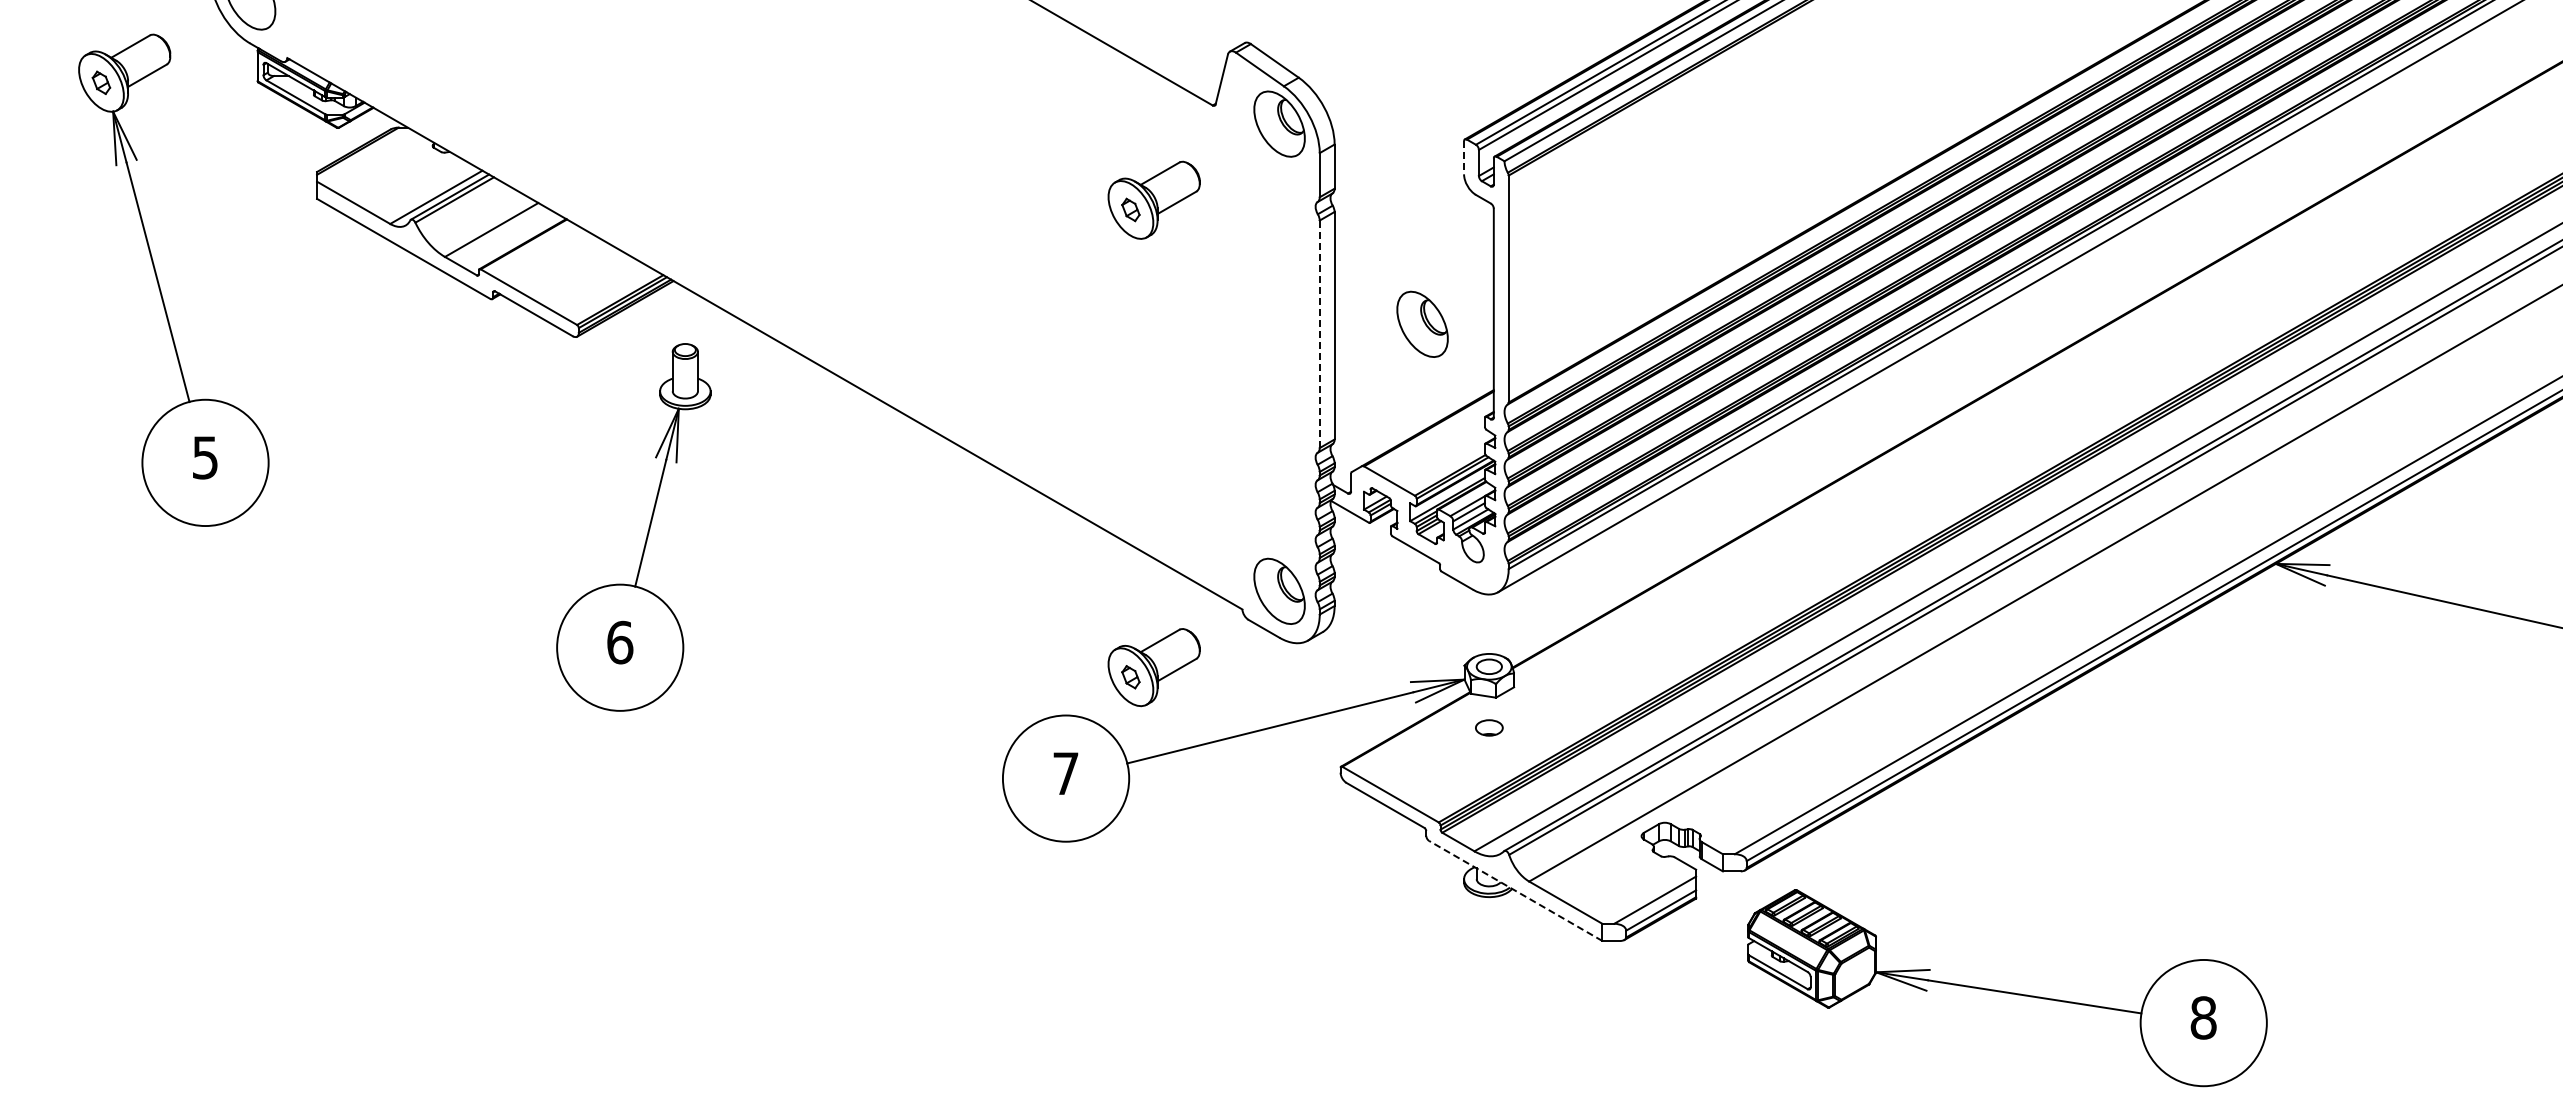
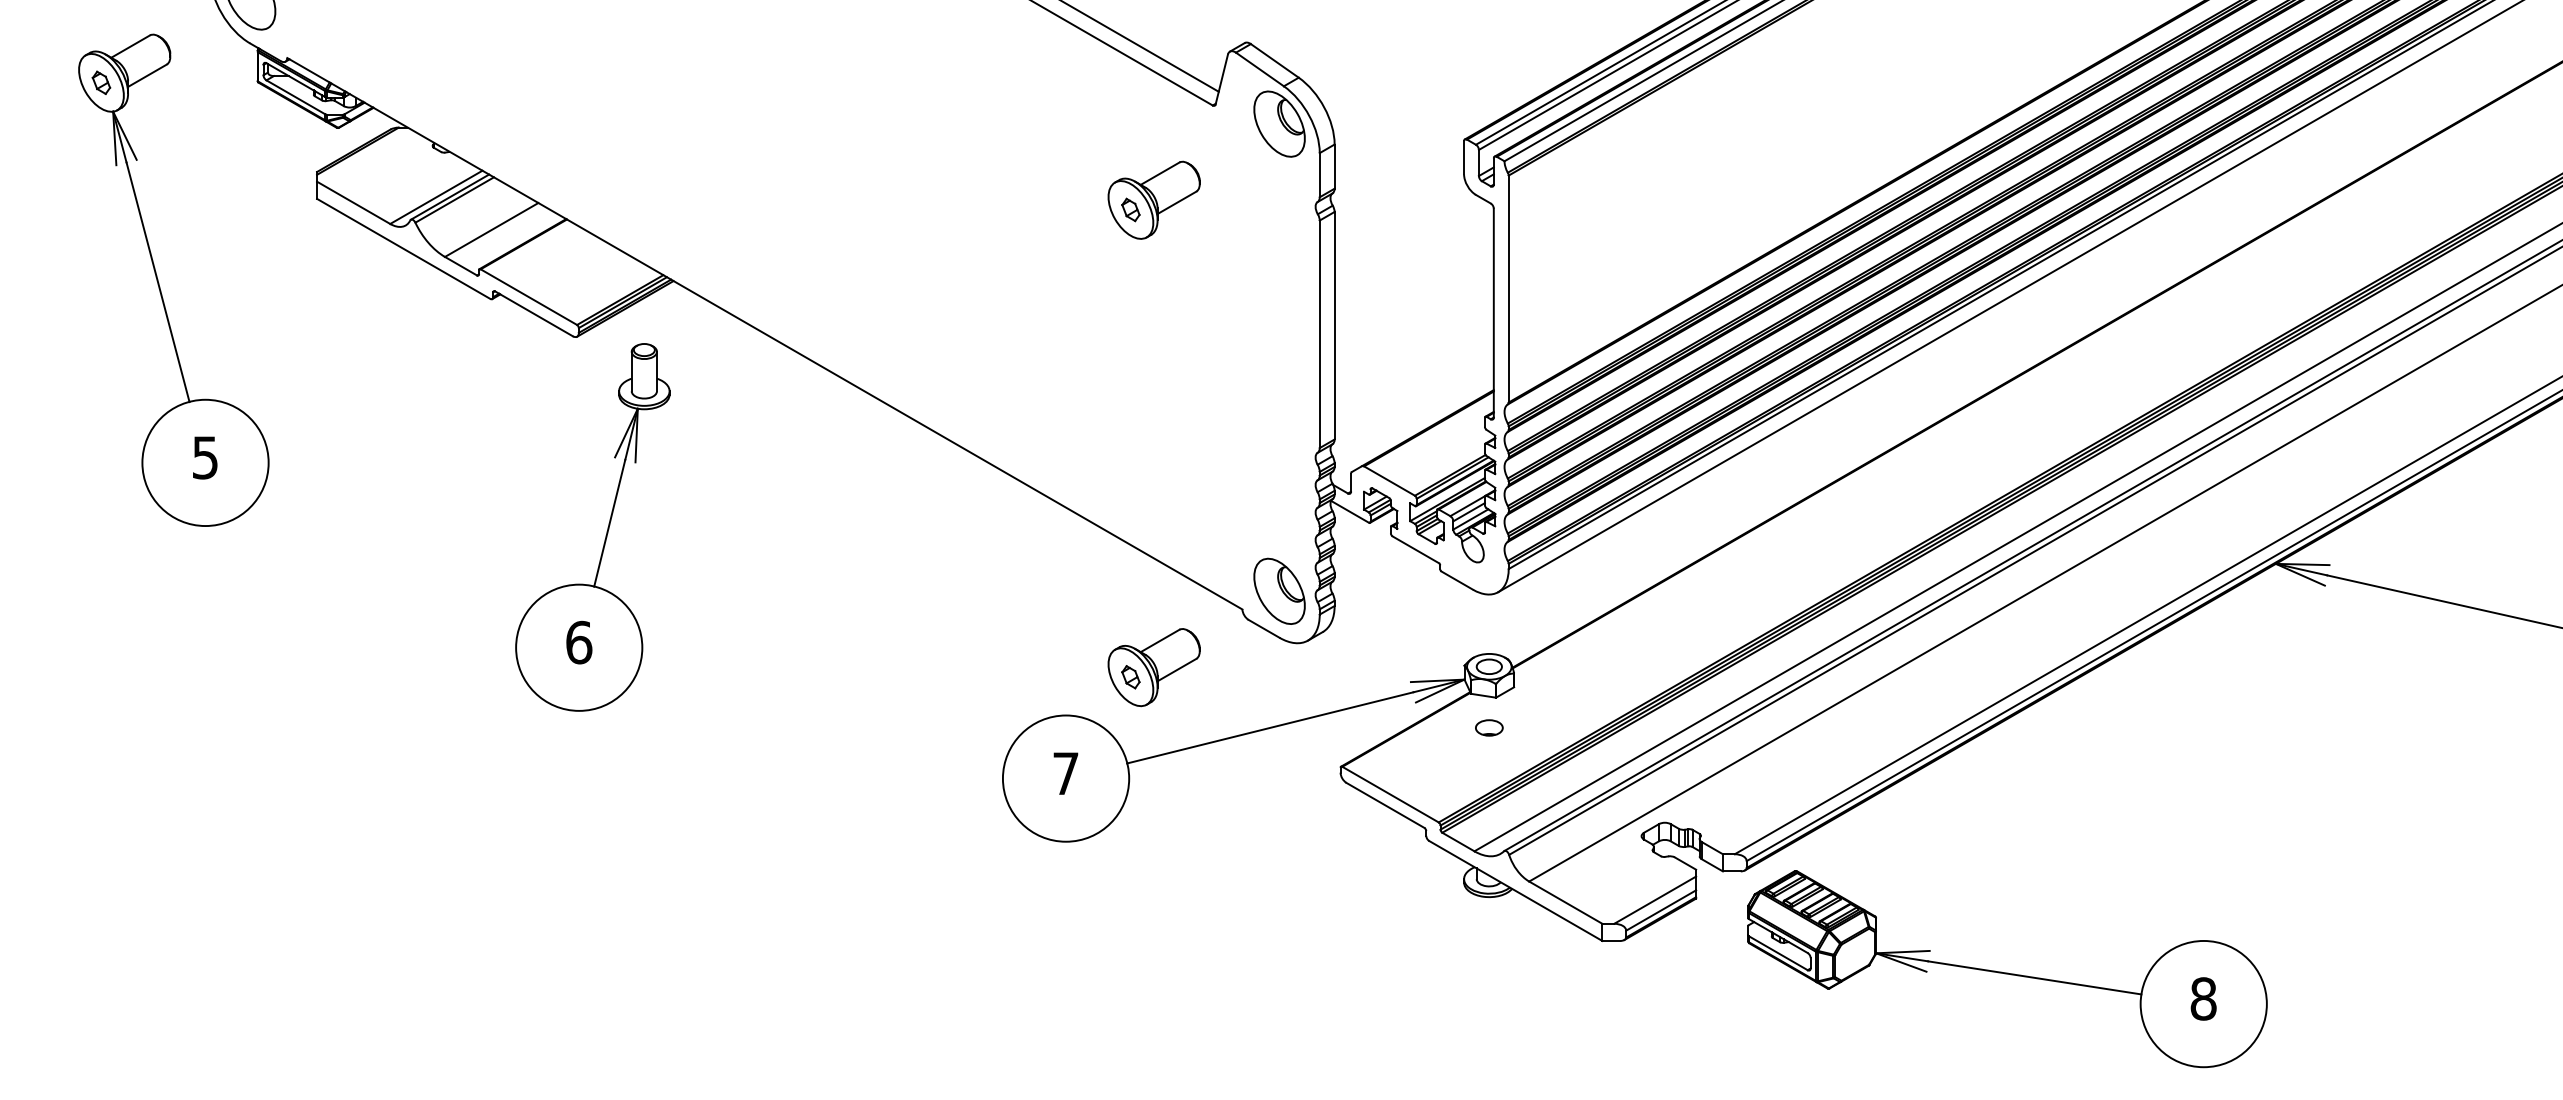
line: none -> present (1140, 46)
line: dashed -> solid (1464, 158)
part: present -> none (1422, 323)
line: dashed -> solid (1319, 334)
part position: (647, 531) -> (606, 531) (606, 531)
line: dashed -> solid (1515, 891)
part position: (2007, 988) -> (2007, 969) (2007, 969)
